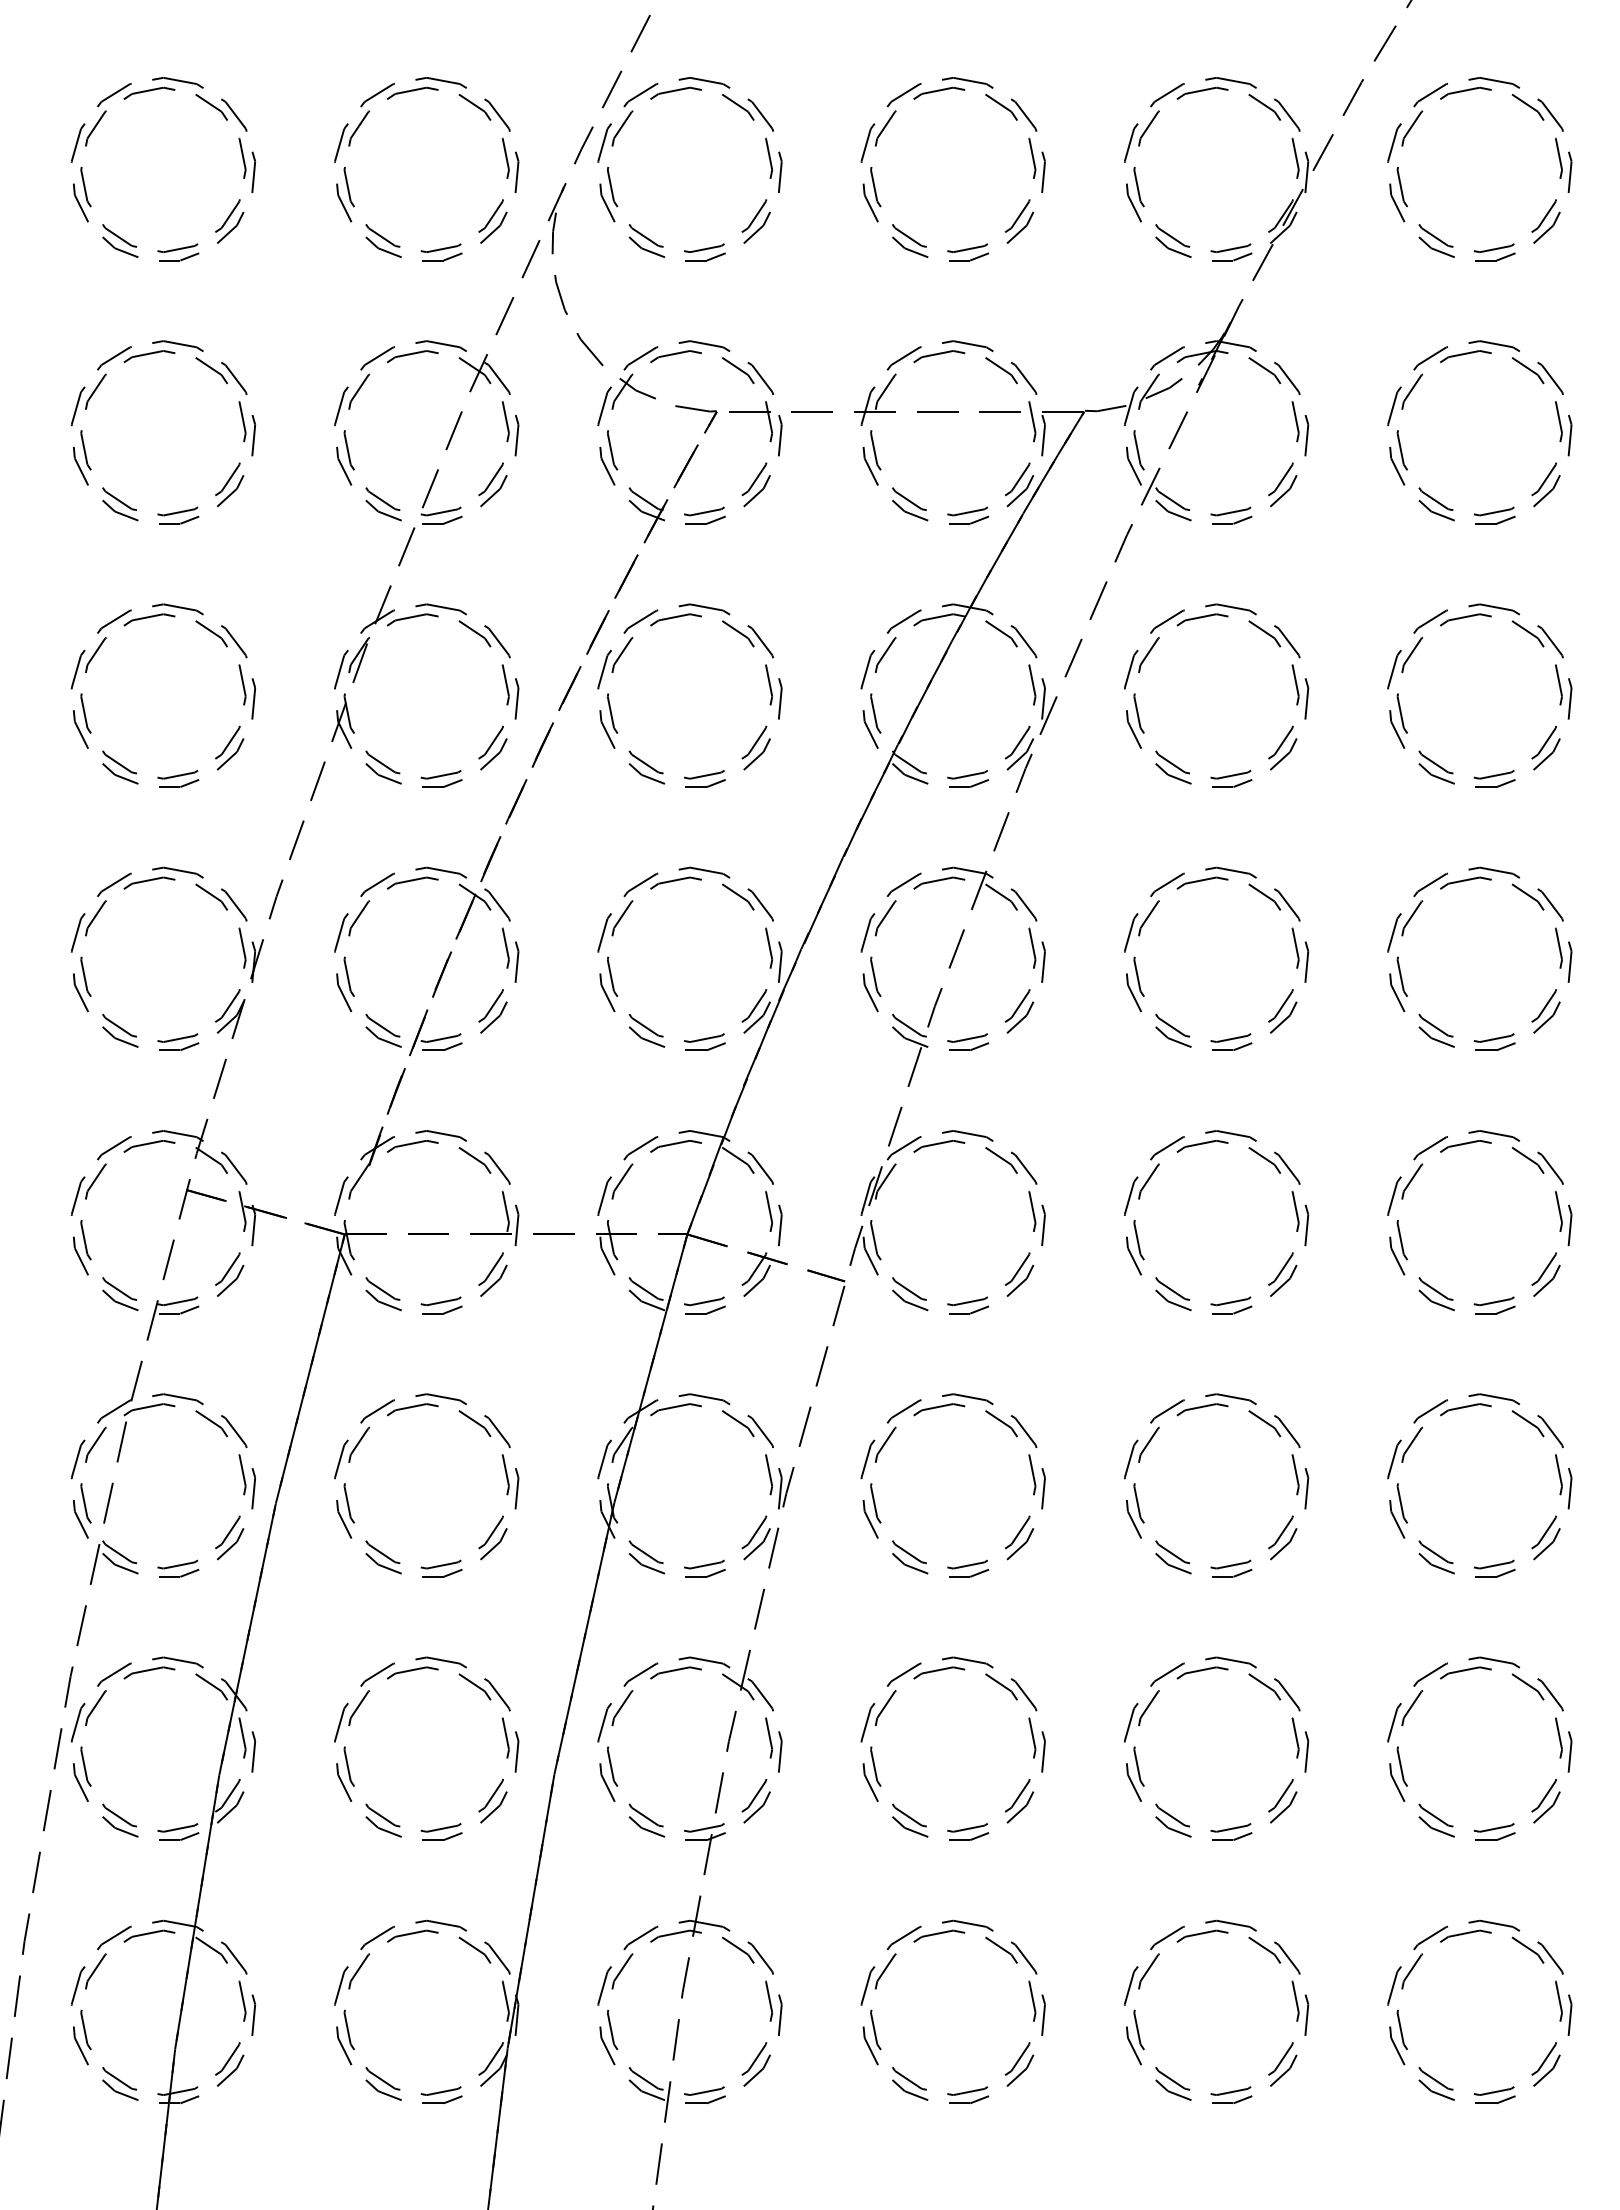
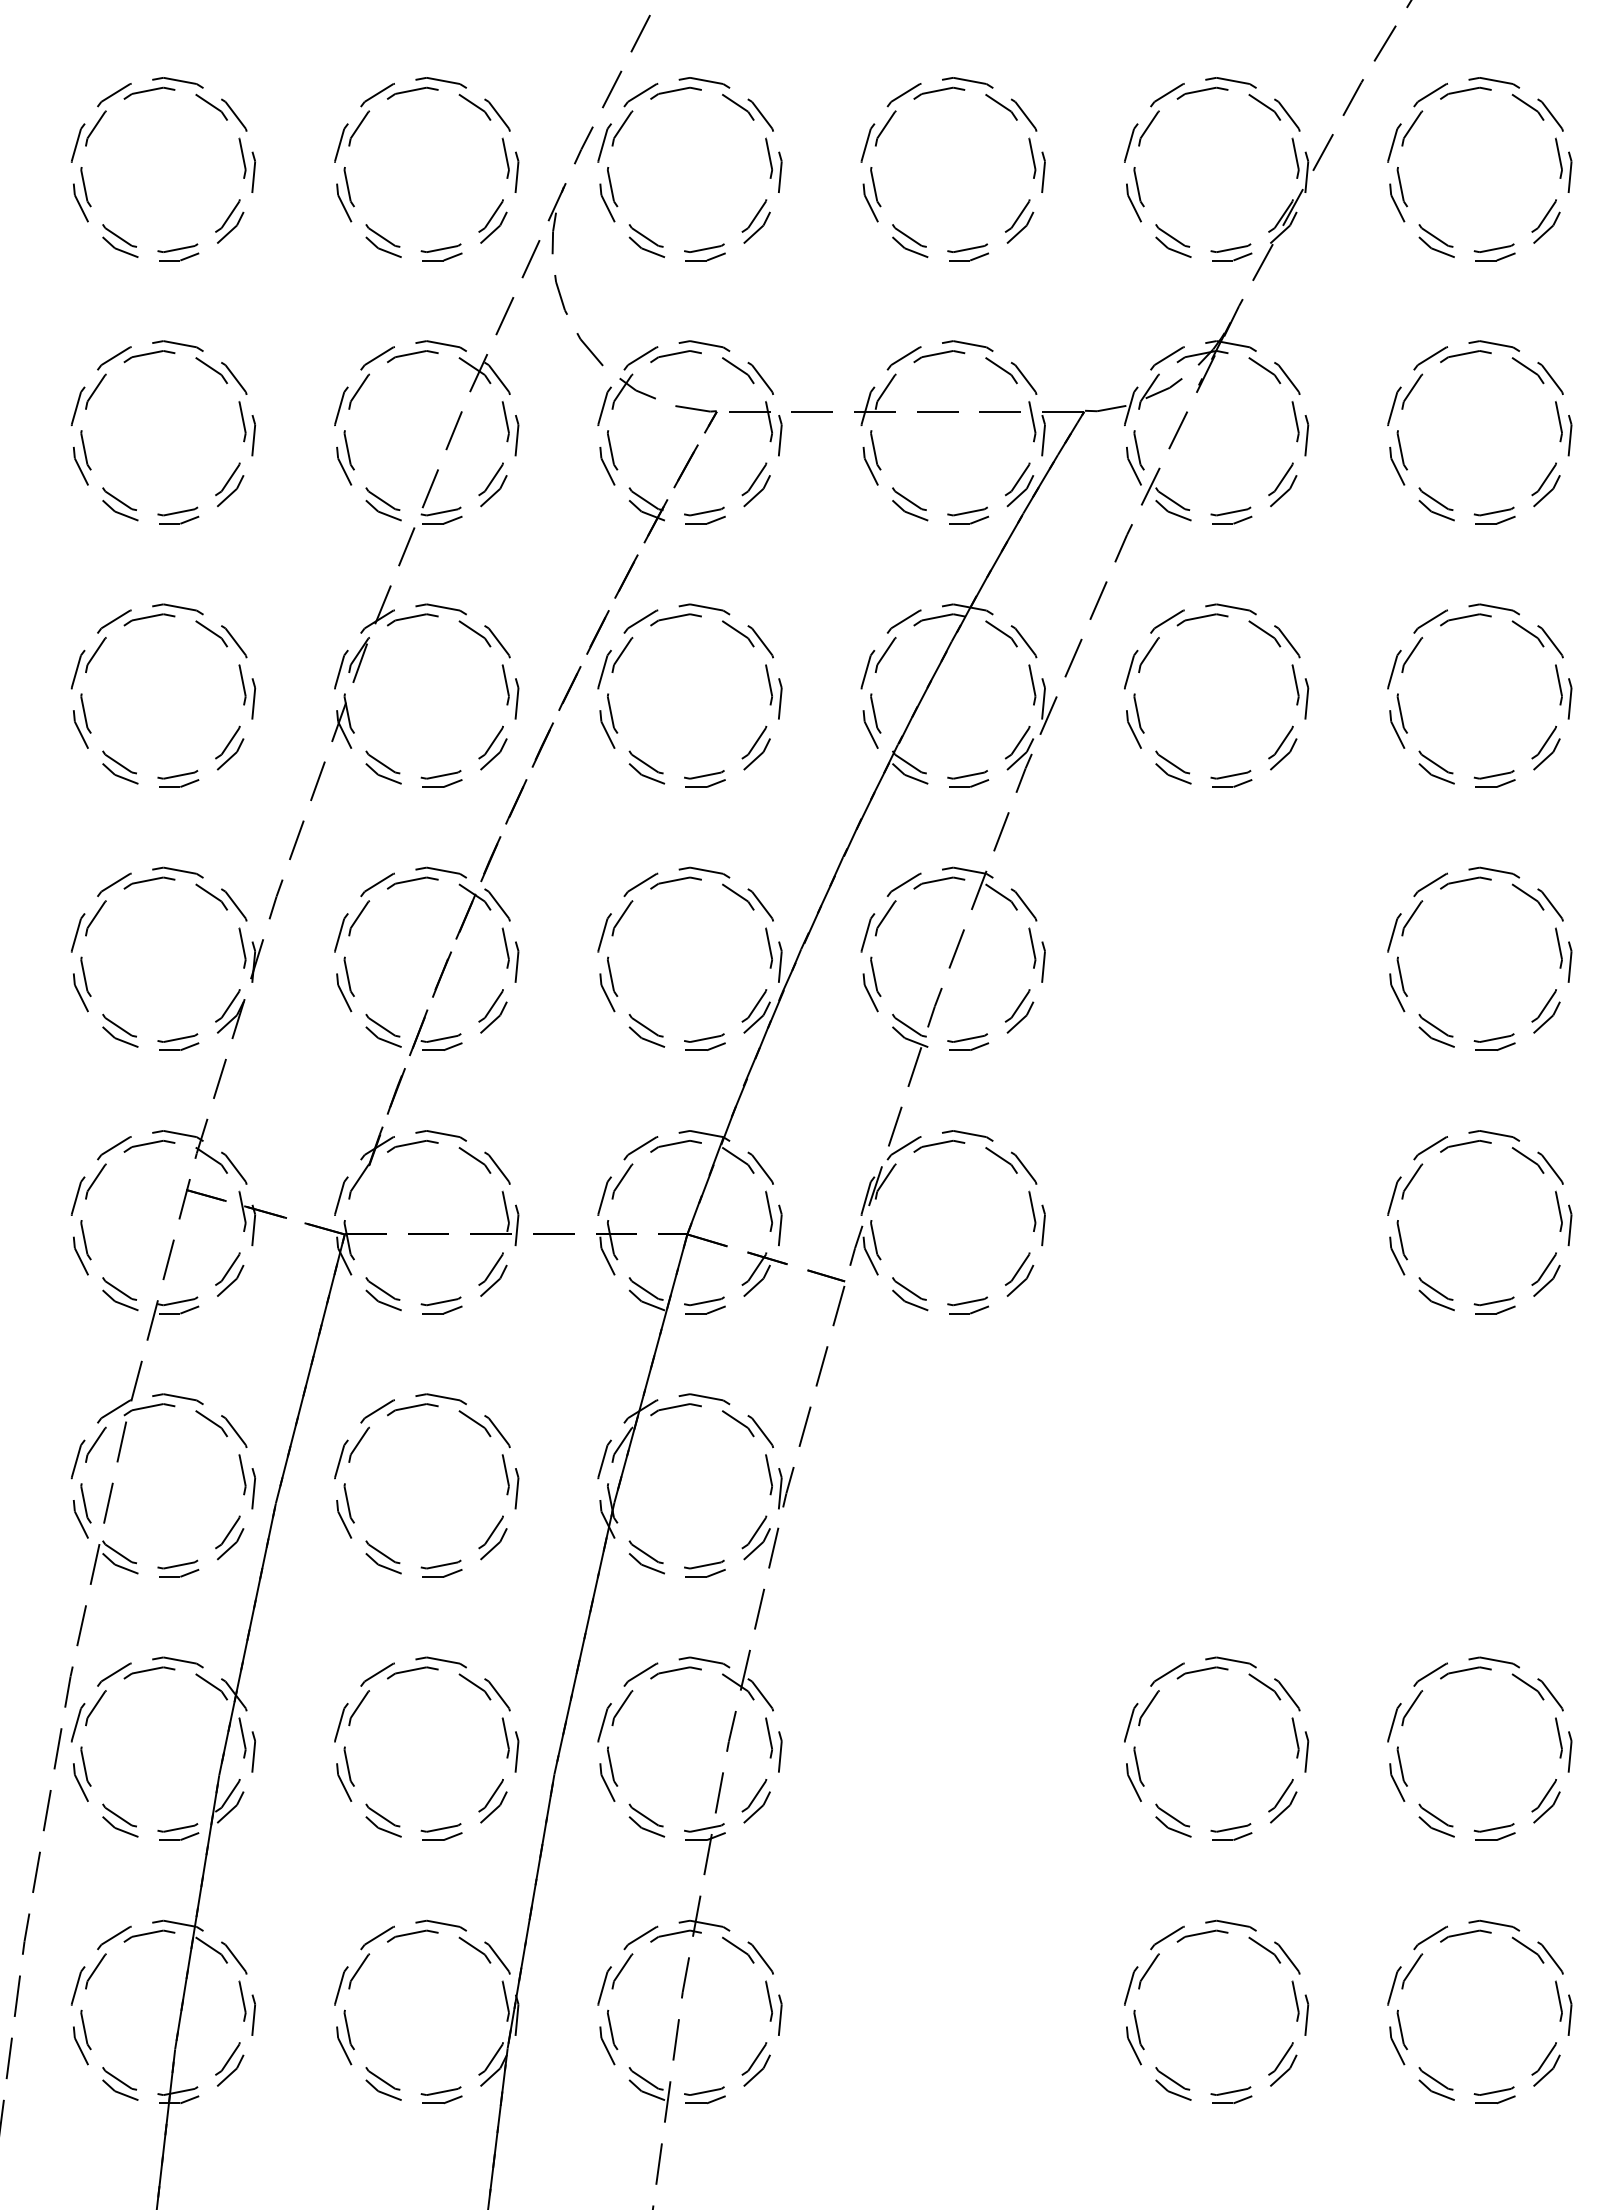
part: present -> none (1202, 881)
part: present -> none (1199, 1145)
part: present -> none (937, 1408)
part: present -> none (1200, 1408)
part: present -> none (1463, 1408)
part: present -> none (886, 1706)
part: present -> none (939, 1934)
